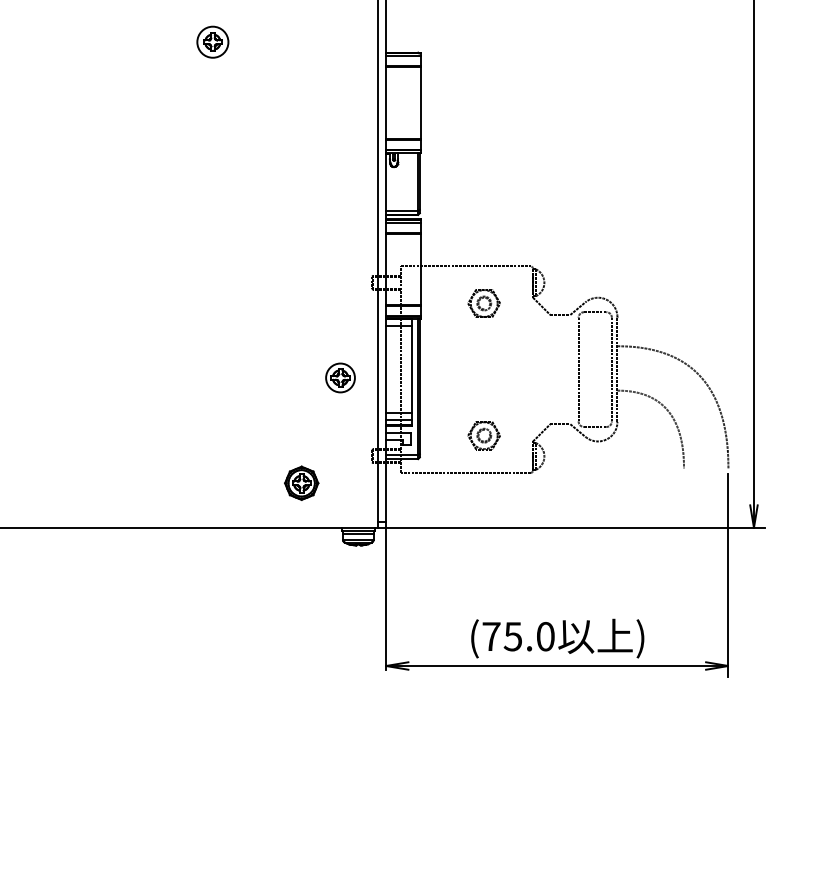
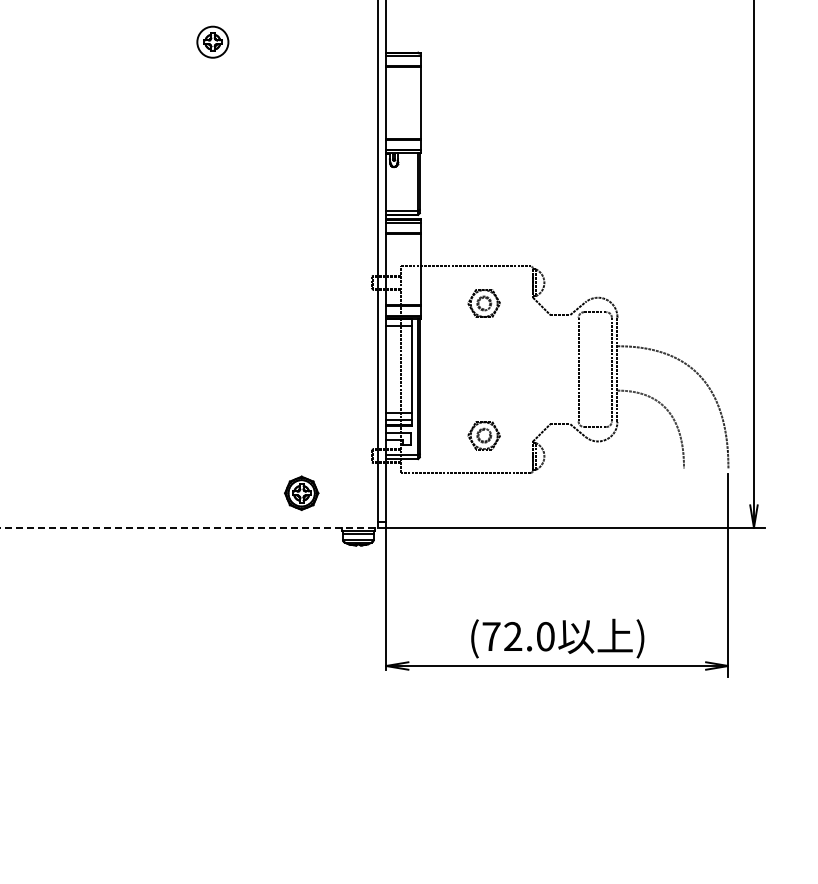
part: present -> none (340, 377)
part position: (301, 482) -> (301, 492) (301, 492)
line: solid -> dashed (193, 527)
text: (75.0 -> (72.0 (512, 636)
